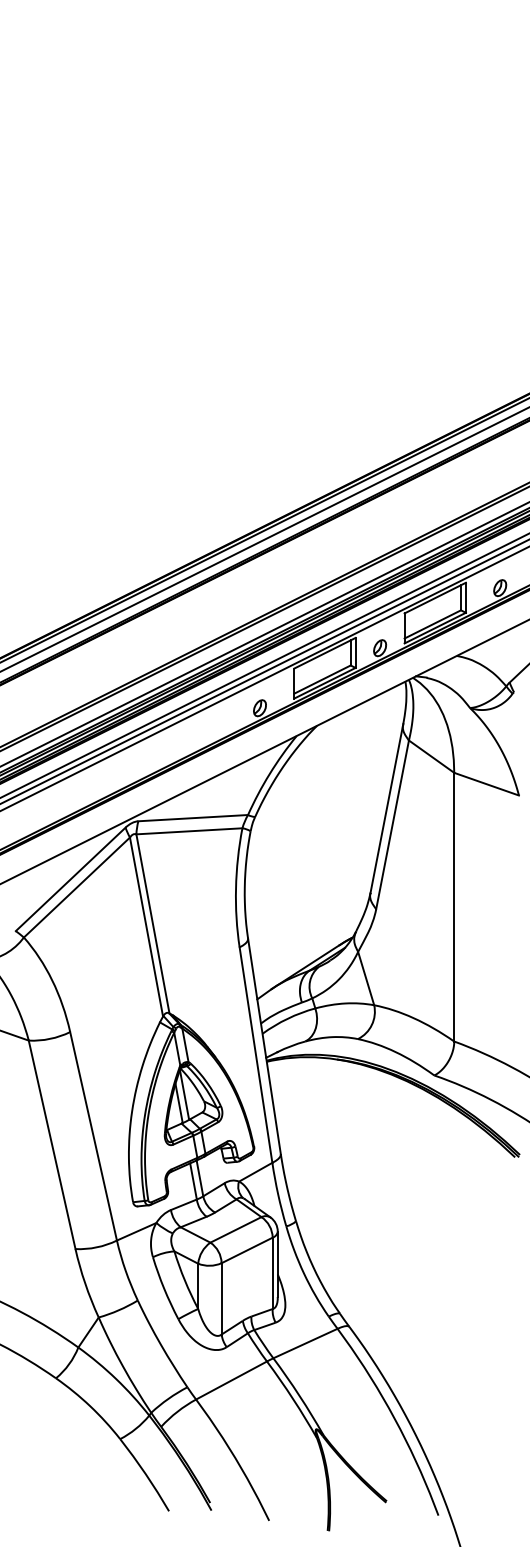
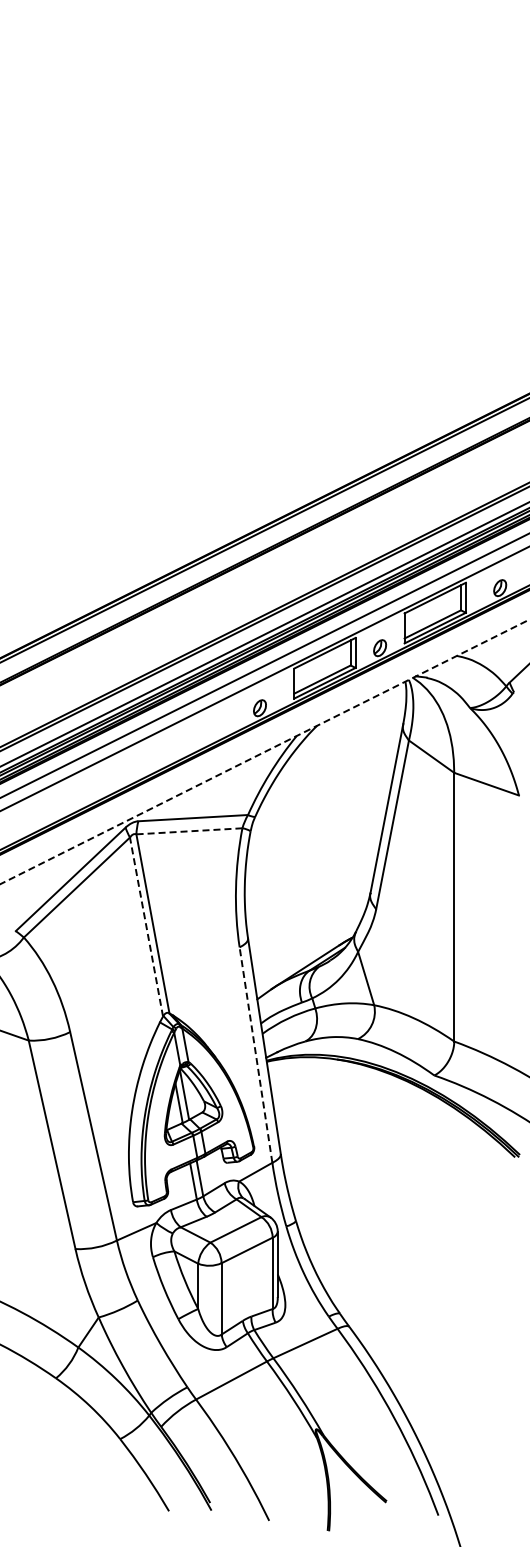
line: present -> none (264, 539)
line: present -> none (264, 672)
line: solid -> dashed (264, 751)
line: solid -> dashed (188, 831)
line: solid -> dashed (146, 926)
line: solid -> dashed (256, 1055)
